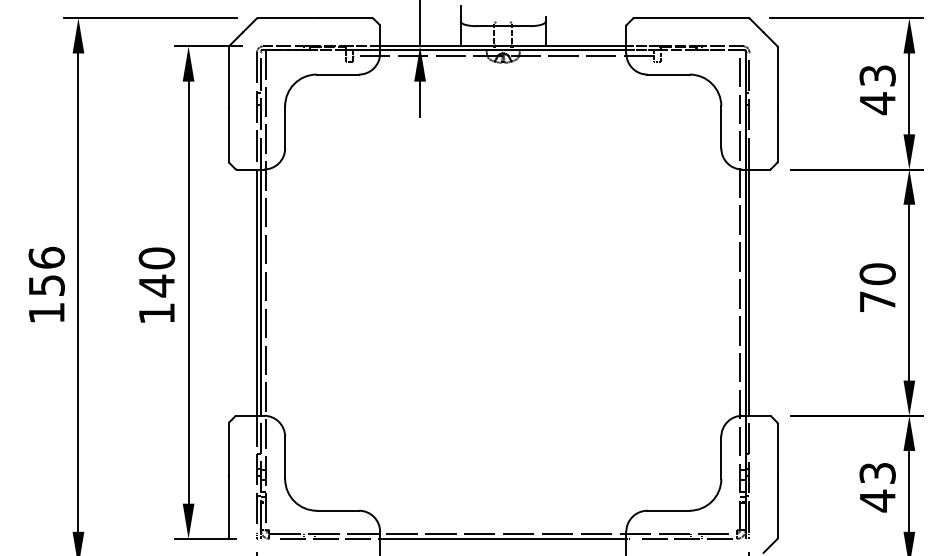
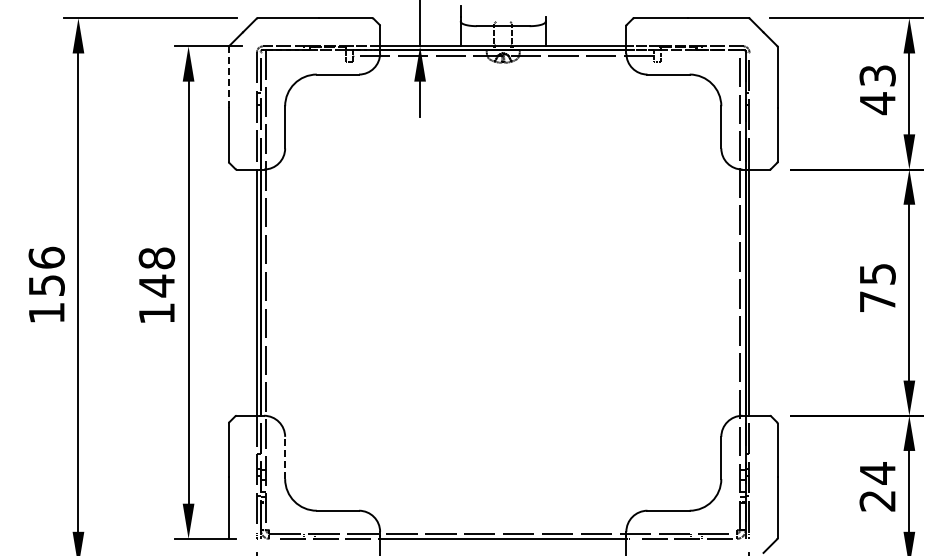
line: solid -> dashed (228, 77)
text: 140 -> 148 (156, 258)
text: 70 -> 75 (877, 274)
line: solid -> dashed (285, 457)
text: 43 -> 24 (877, 487)
